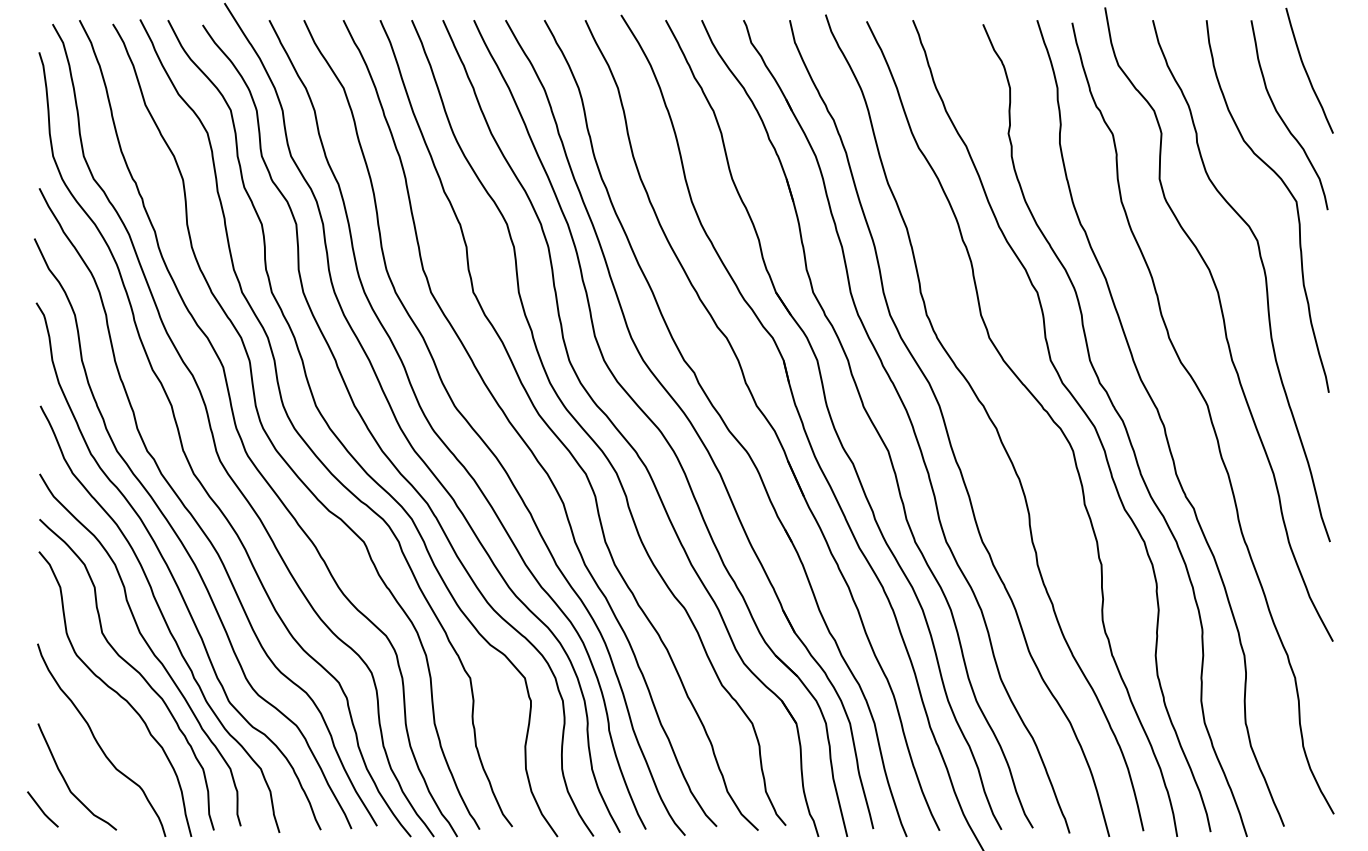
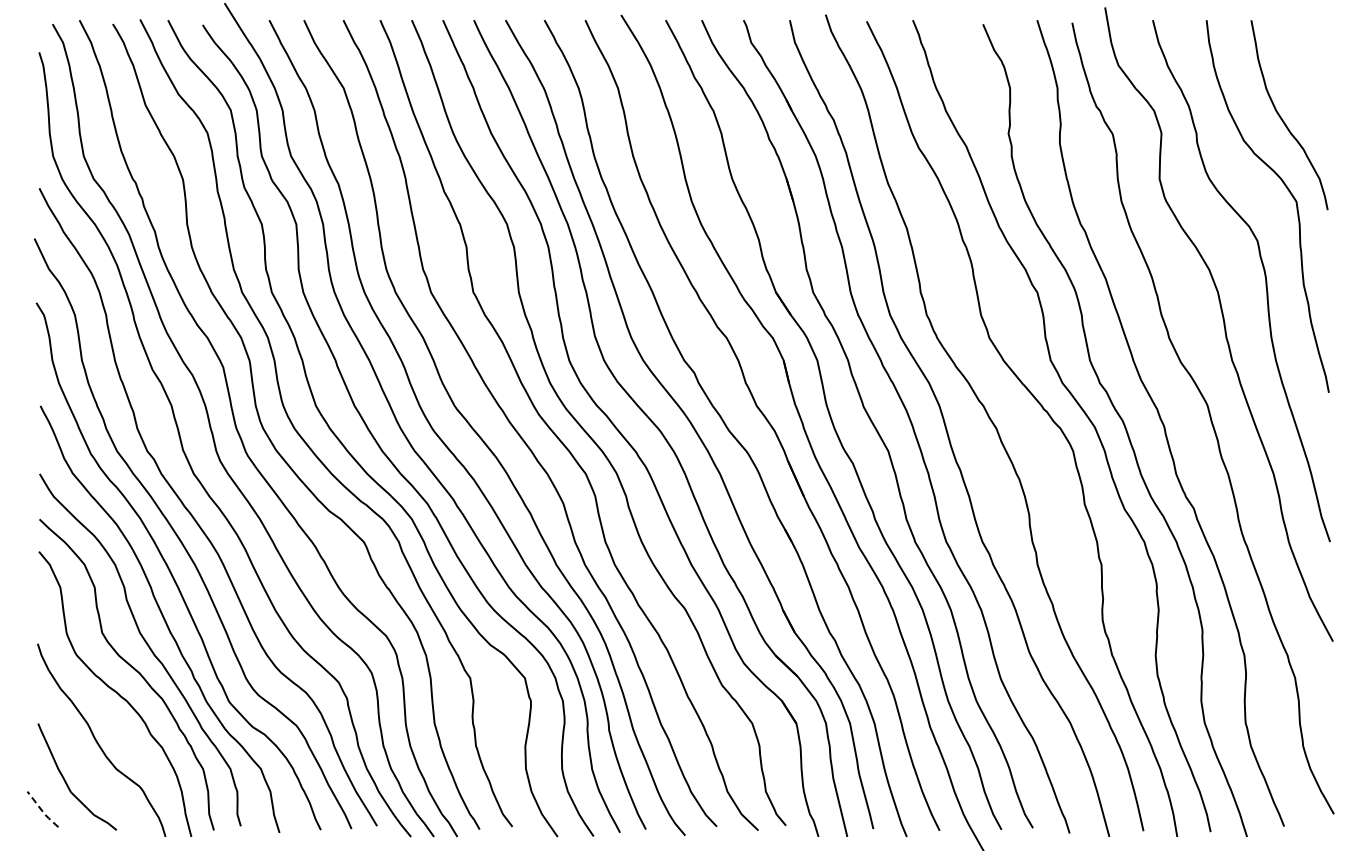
curve: present -> none (1307, 72)
line: solid -> dashed (42, 811)
